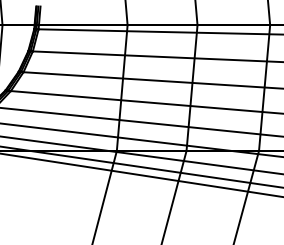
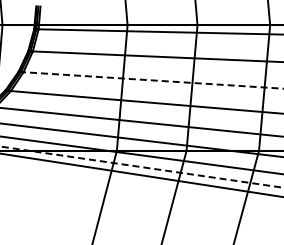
line: solid -> dashed (153, 80)
line: solid -> dashed (142, 167)
